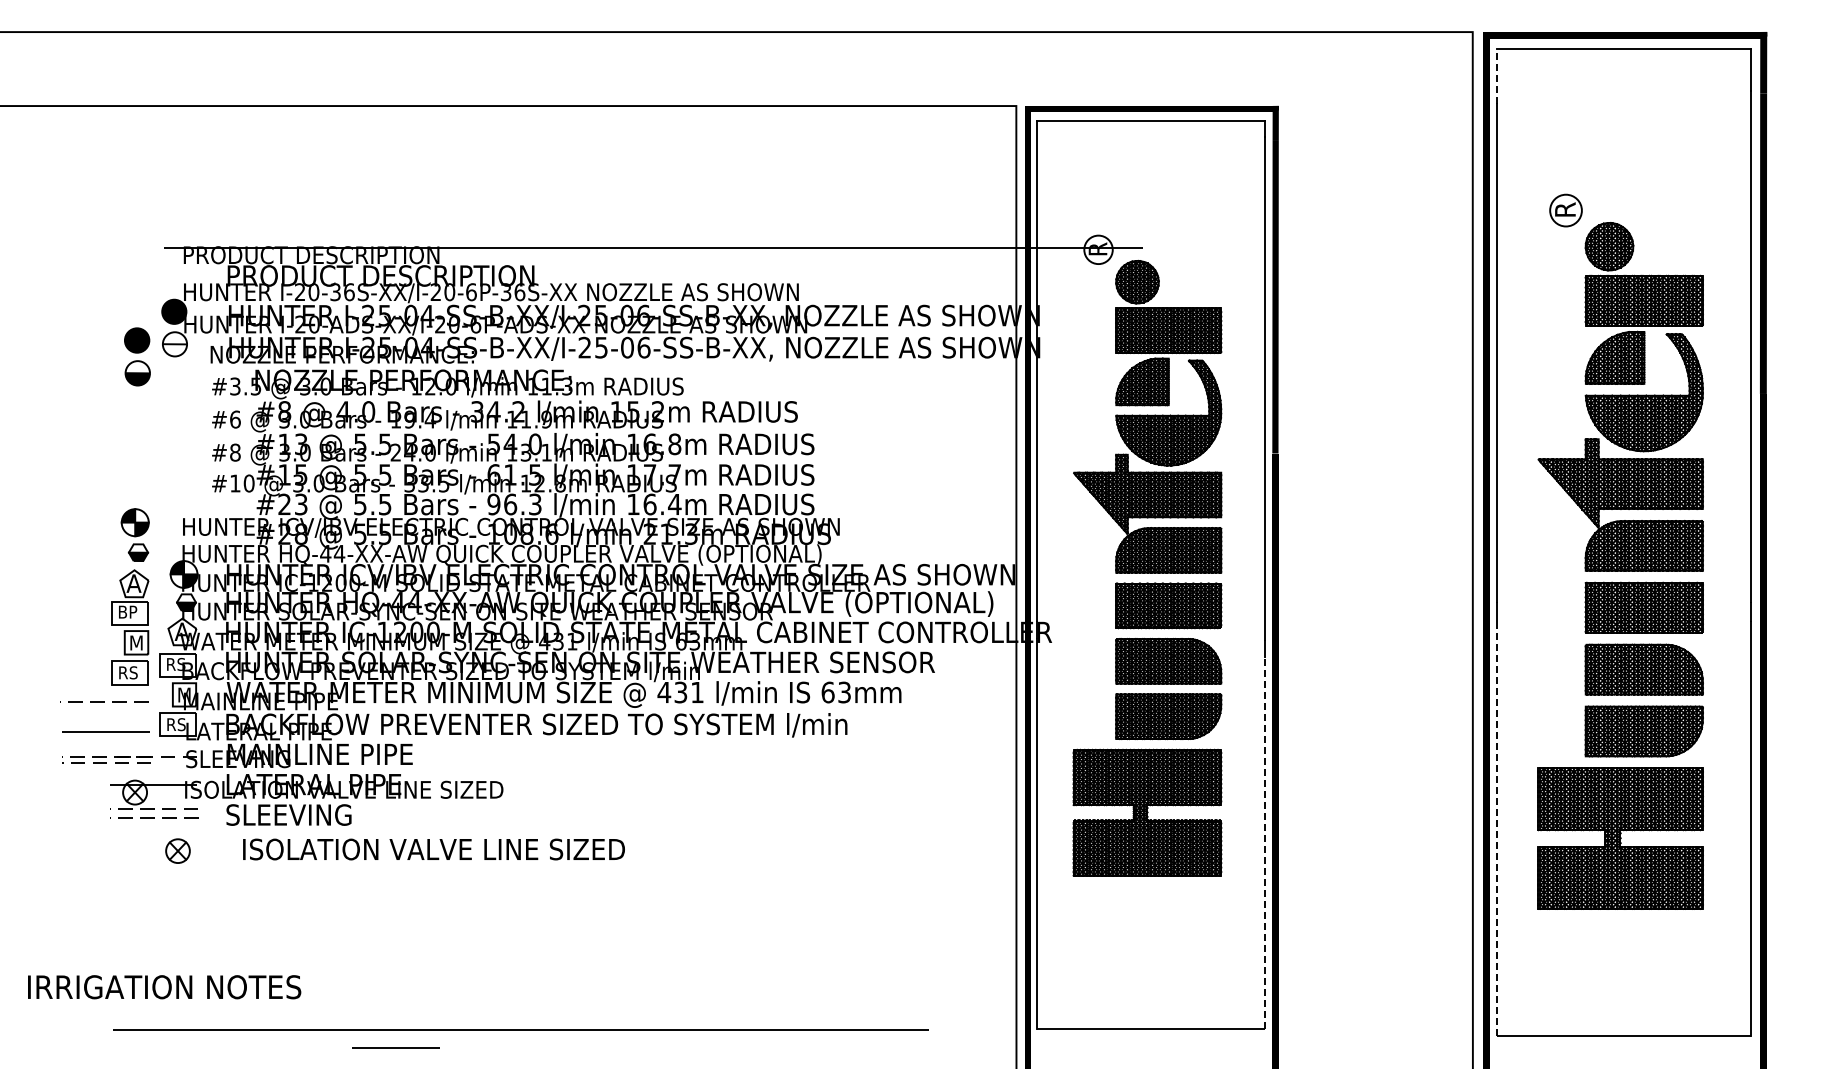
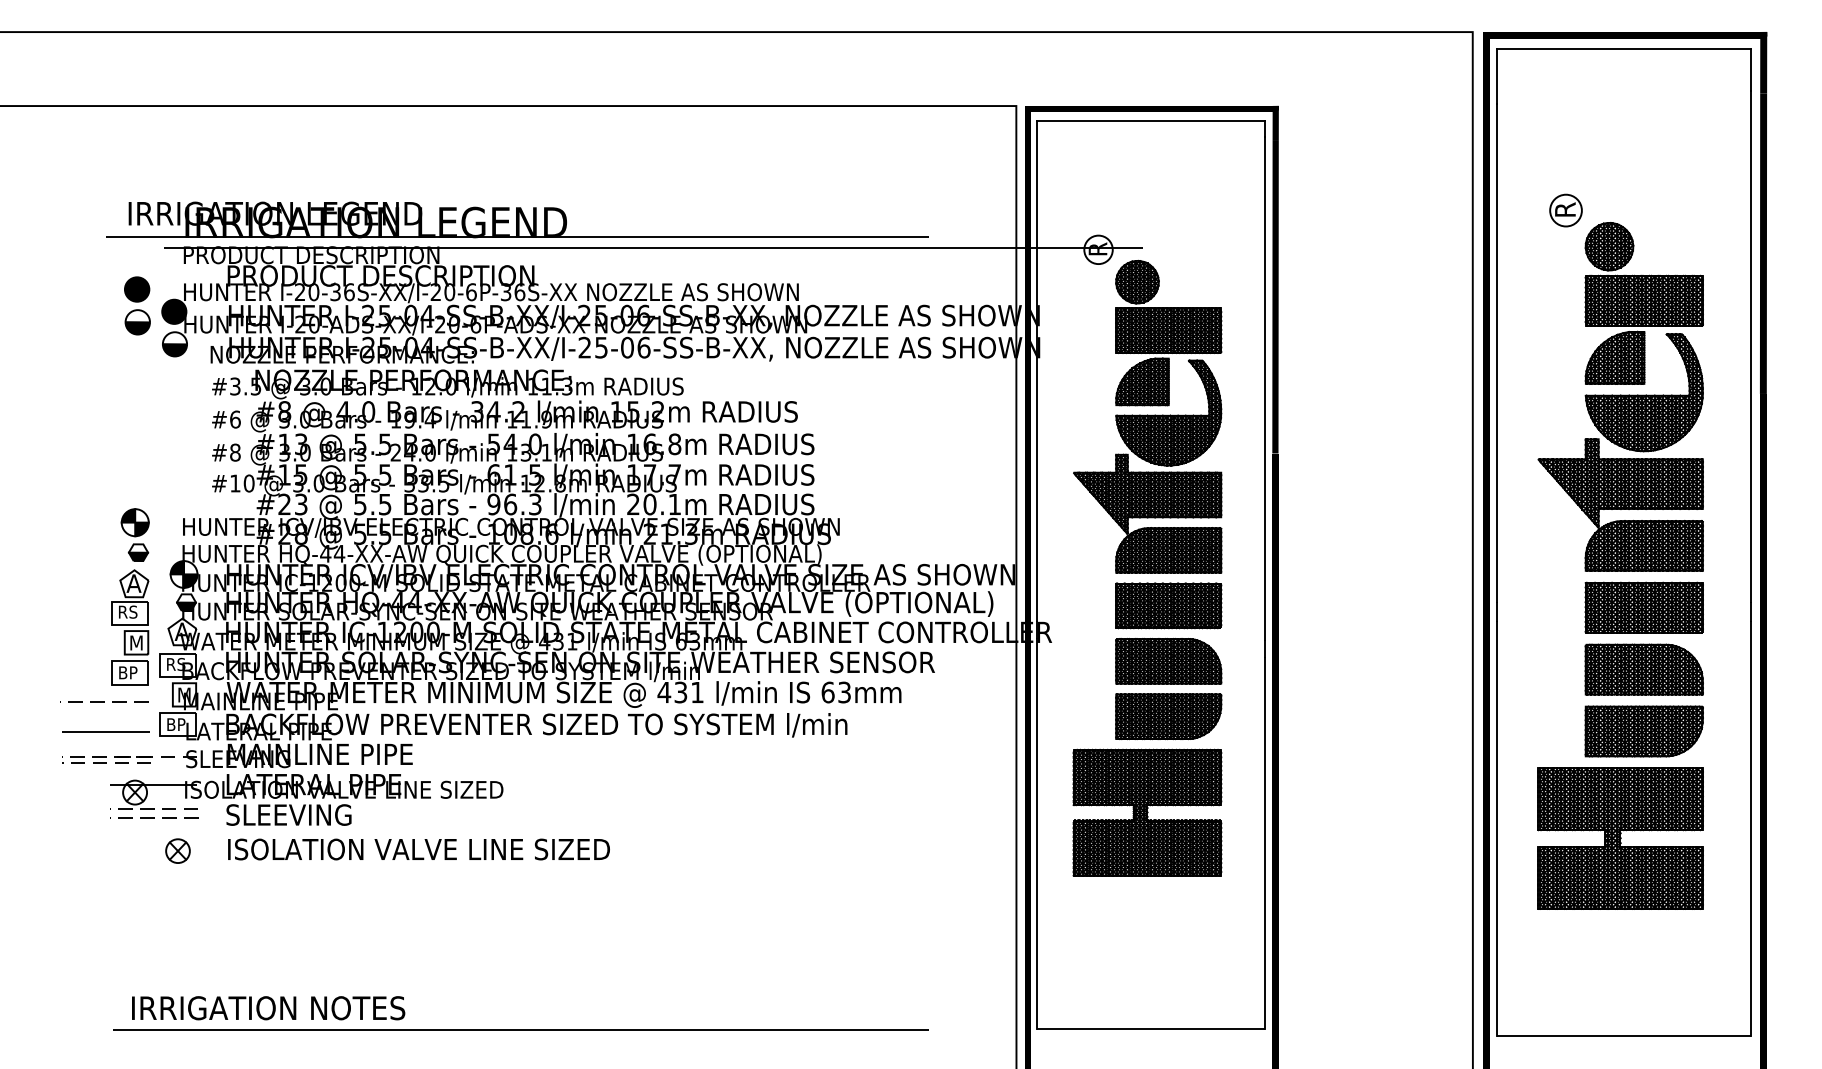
line: dashed -> solid (1497, 76)
part: none -> present (517, 219)
fill: none -> present (174, 350)
part position: (137, 356) -> (137, 305) (137, 305)
text: 16.4m -> 20.1m (654, 503)
text: BP -> RS (128, 611)
text: RS -> BP (128, 672)
text: RS -> BP (176, 724)
line: dashed -> solid (1497, 828)
line: dashed -> solid (1264, 842)
text position: (433, 849) -> (418, 849) (418, 849)
text position: (164, 987) -> (268, 1008) (268, 1008)
line: present -> none (395, 1047)
